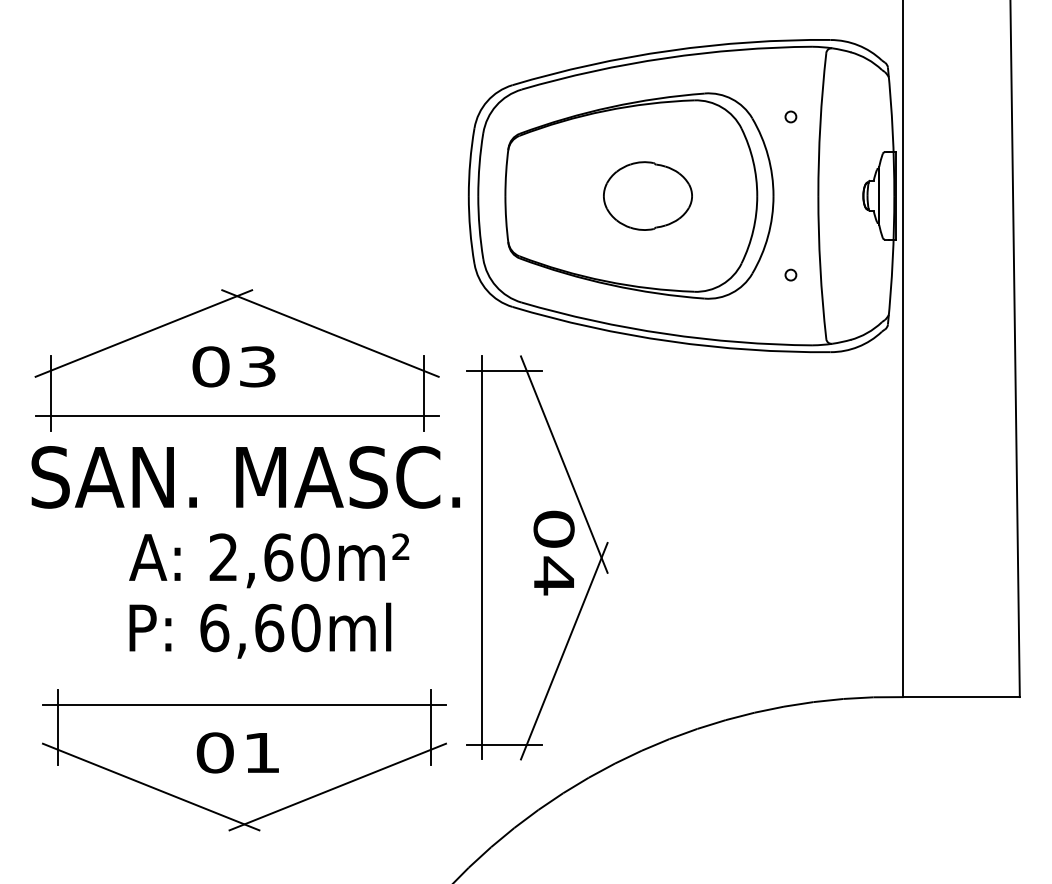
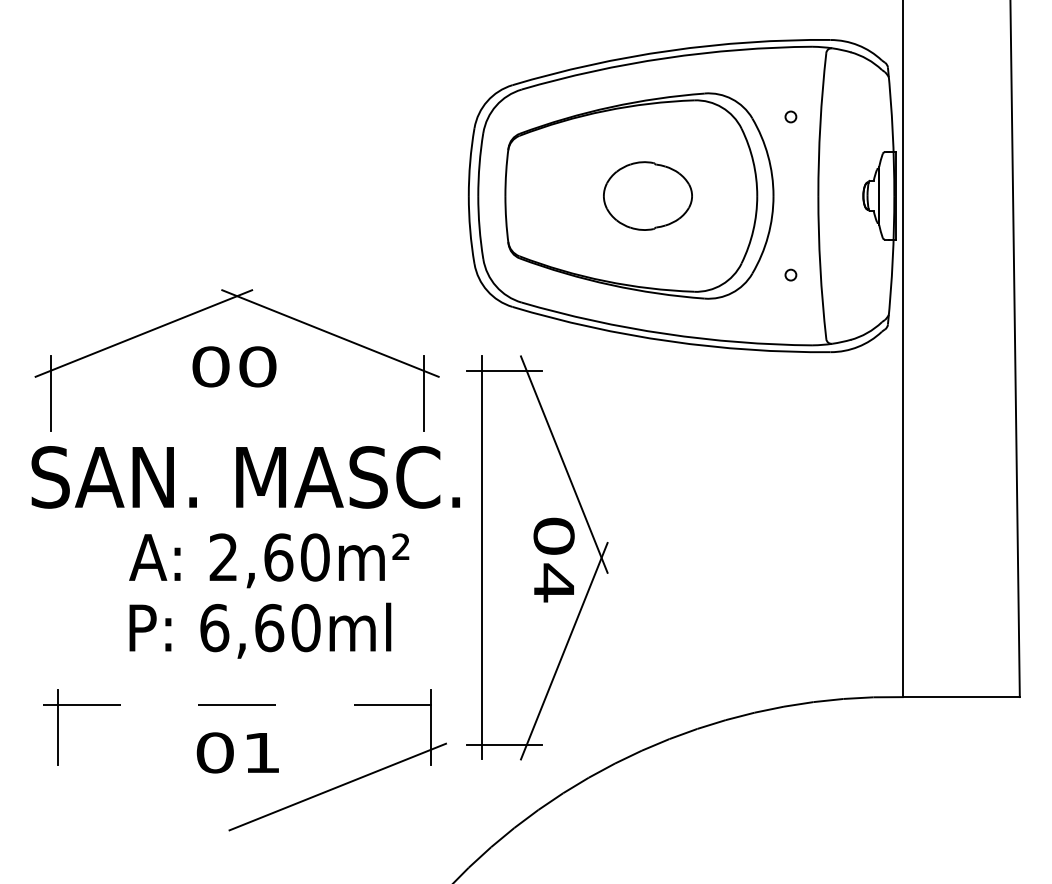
text: 03 -> 00 (257, 366)
line: present -> none (236, 415)
text position: (553, 552) -> (553, 559) (553, 559)
line: solid -> dashed (244, 704)
line: present -> none (150, 786)
